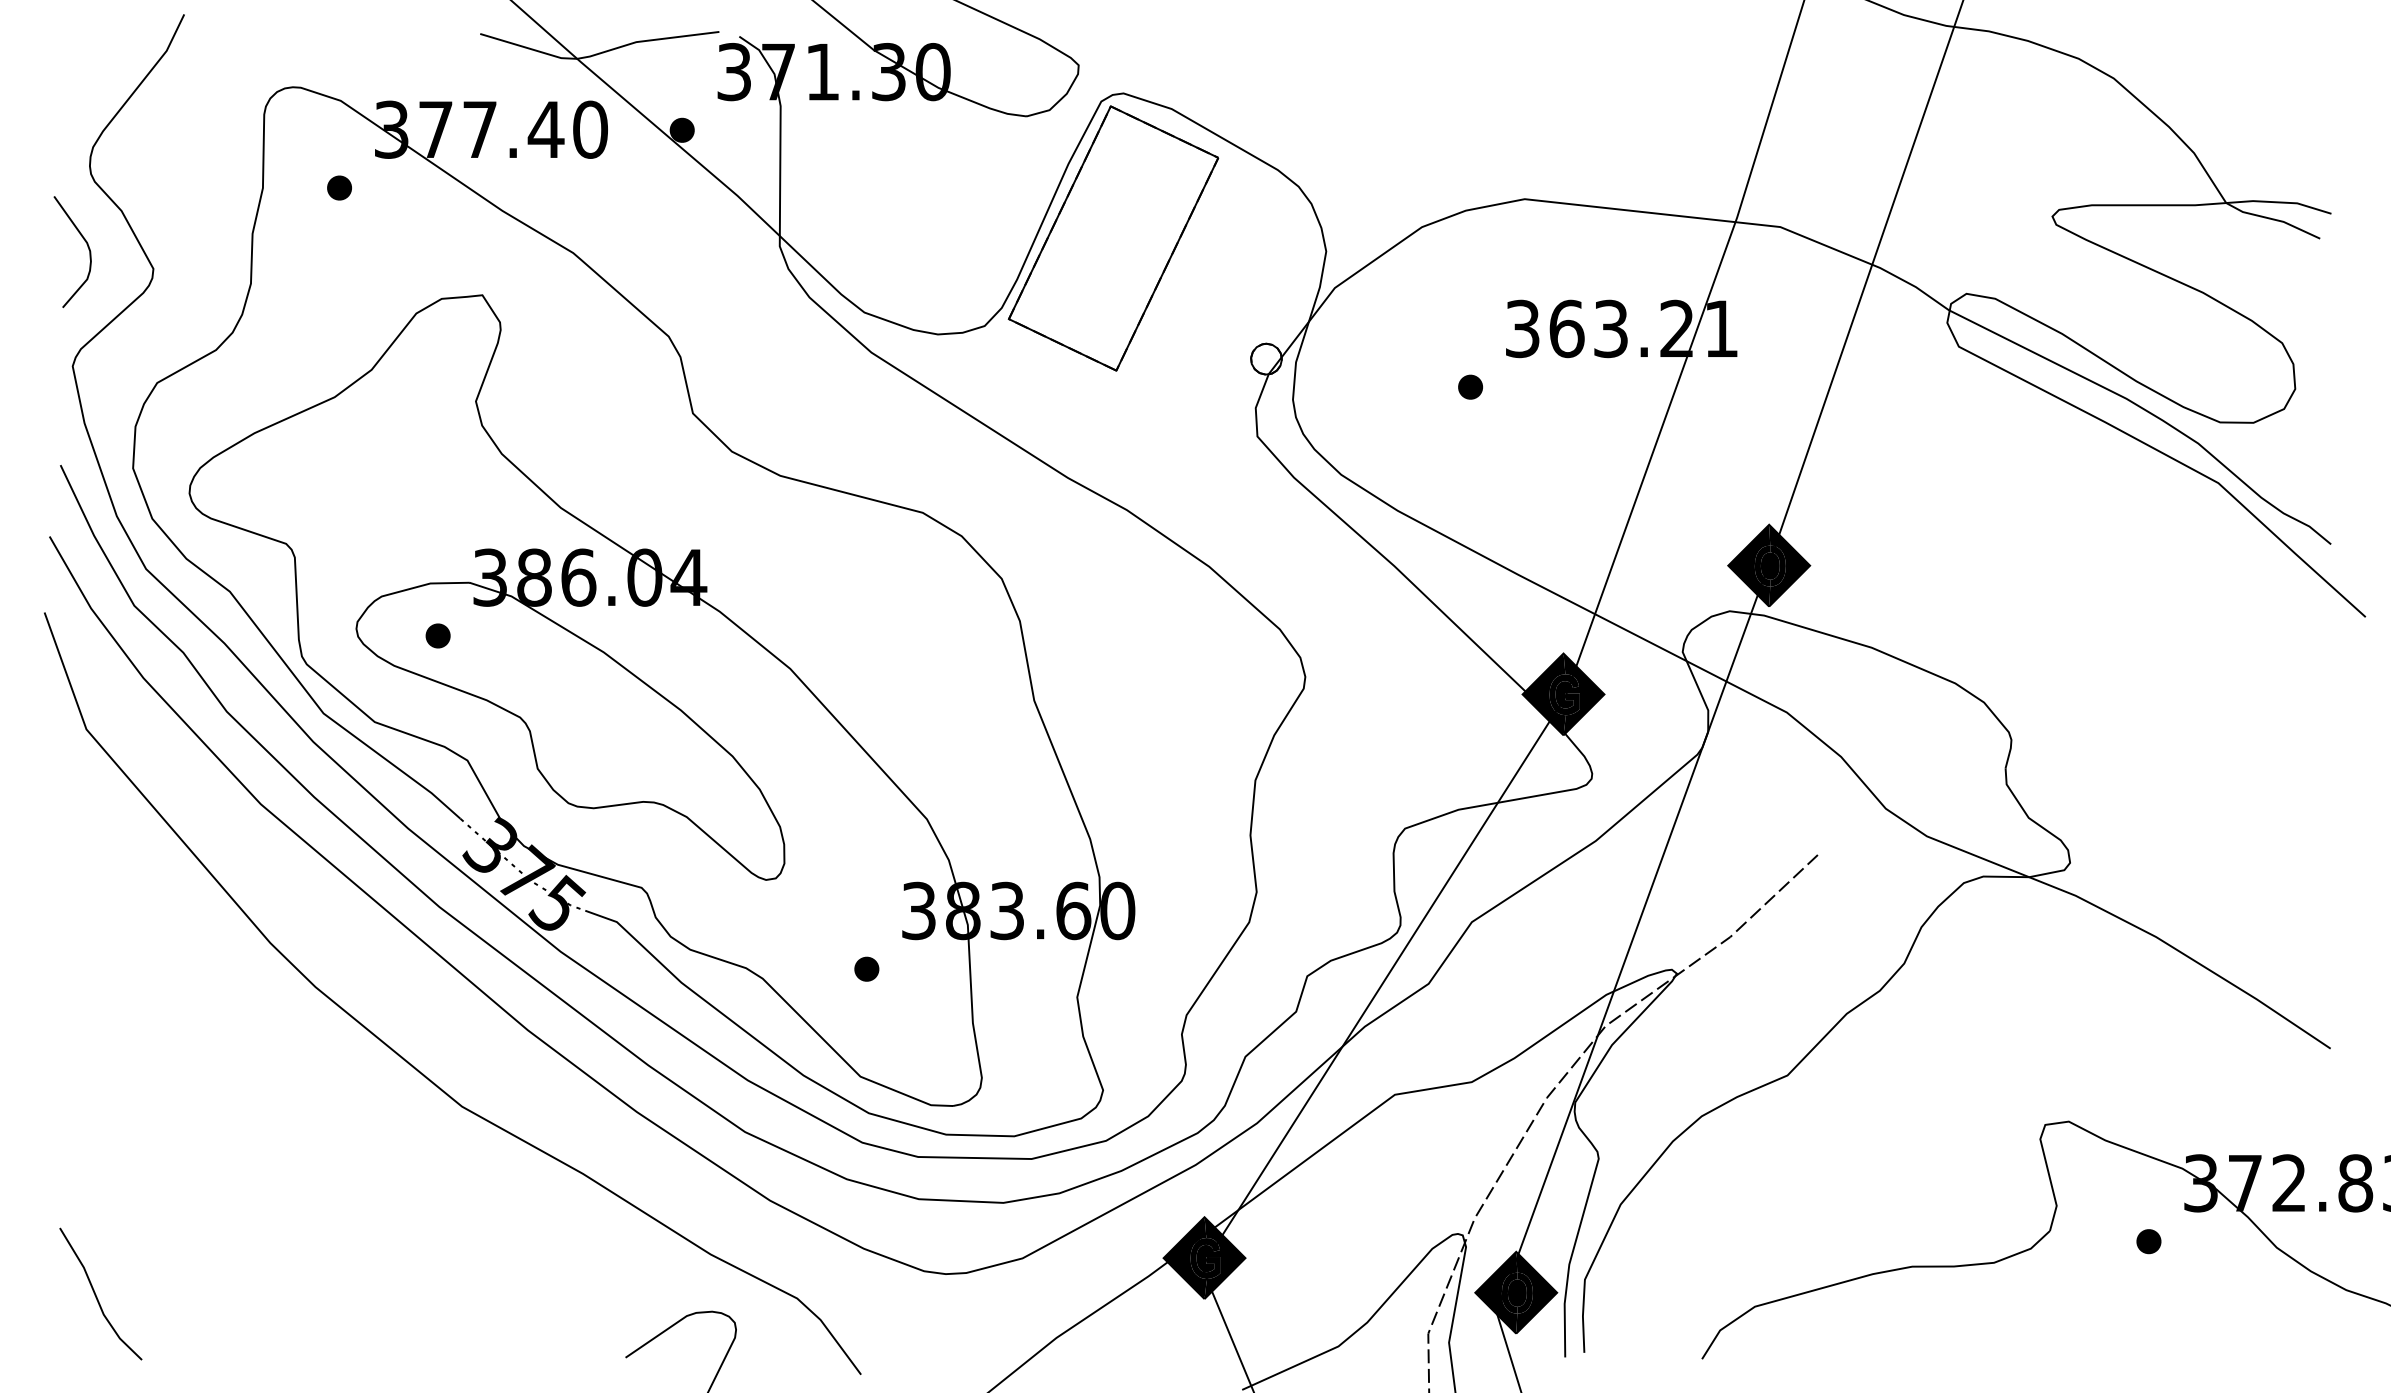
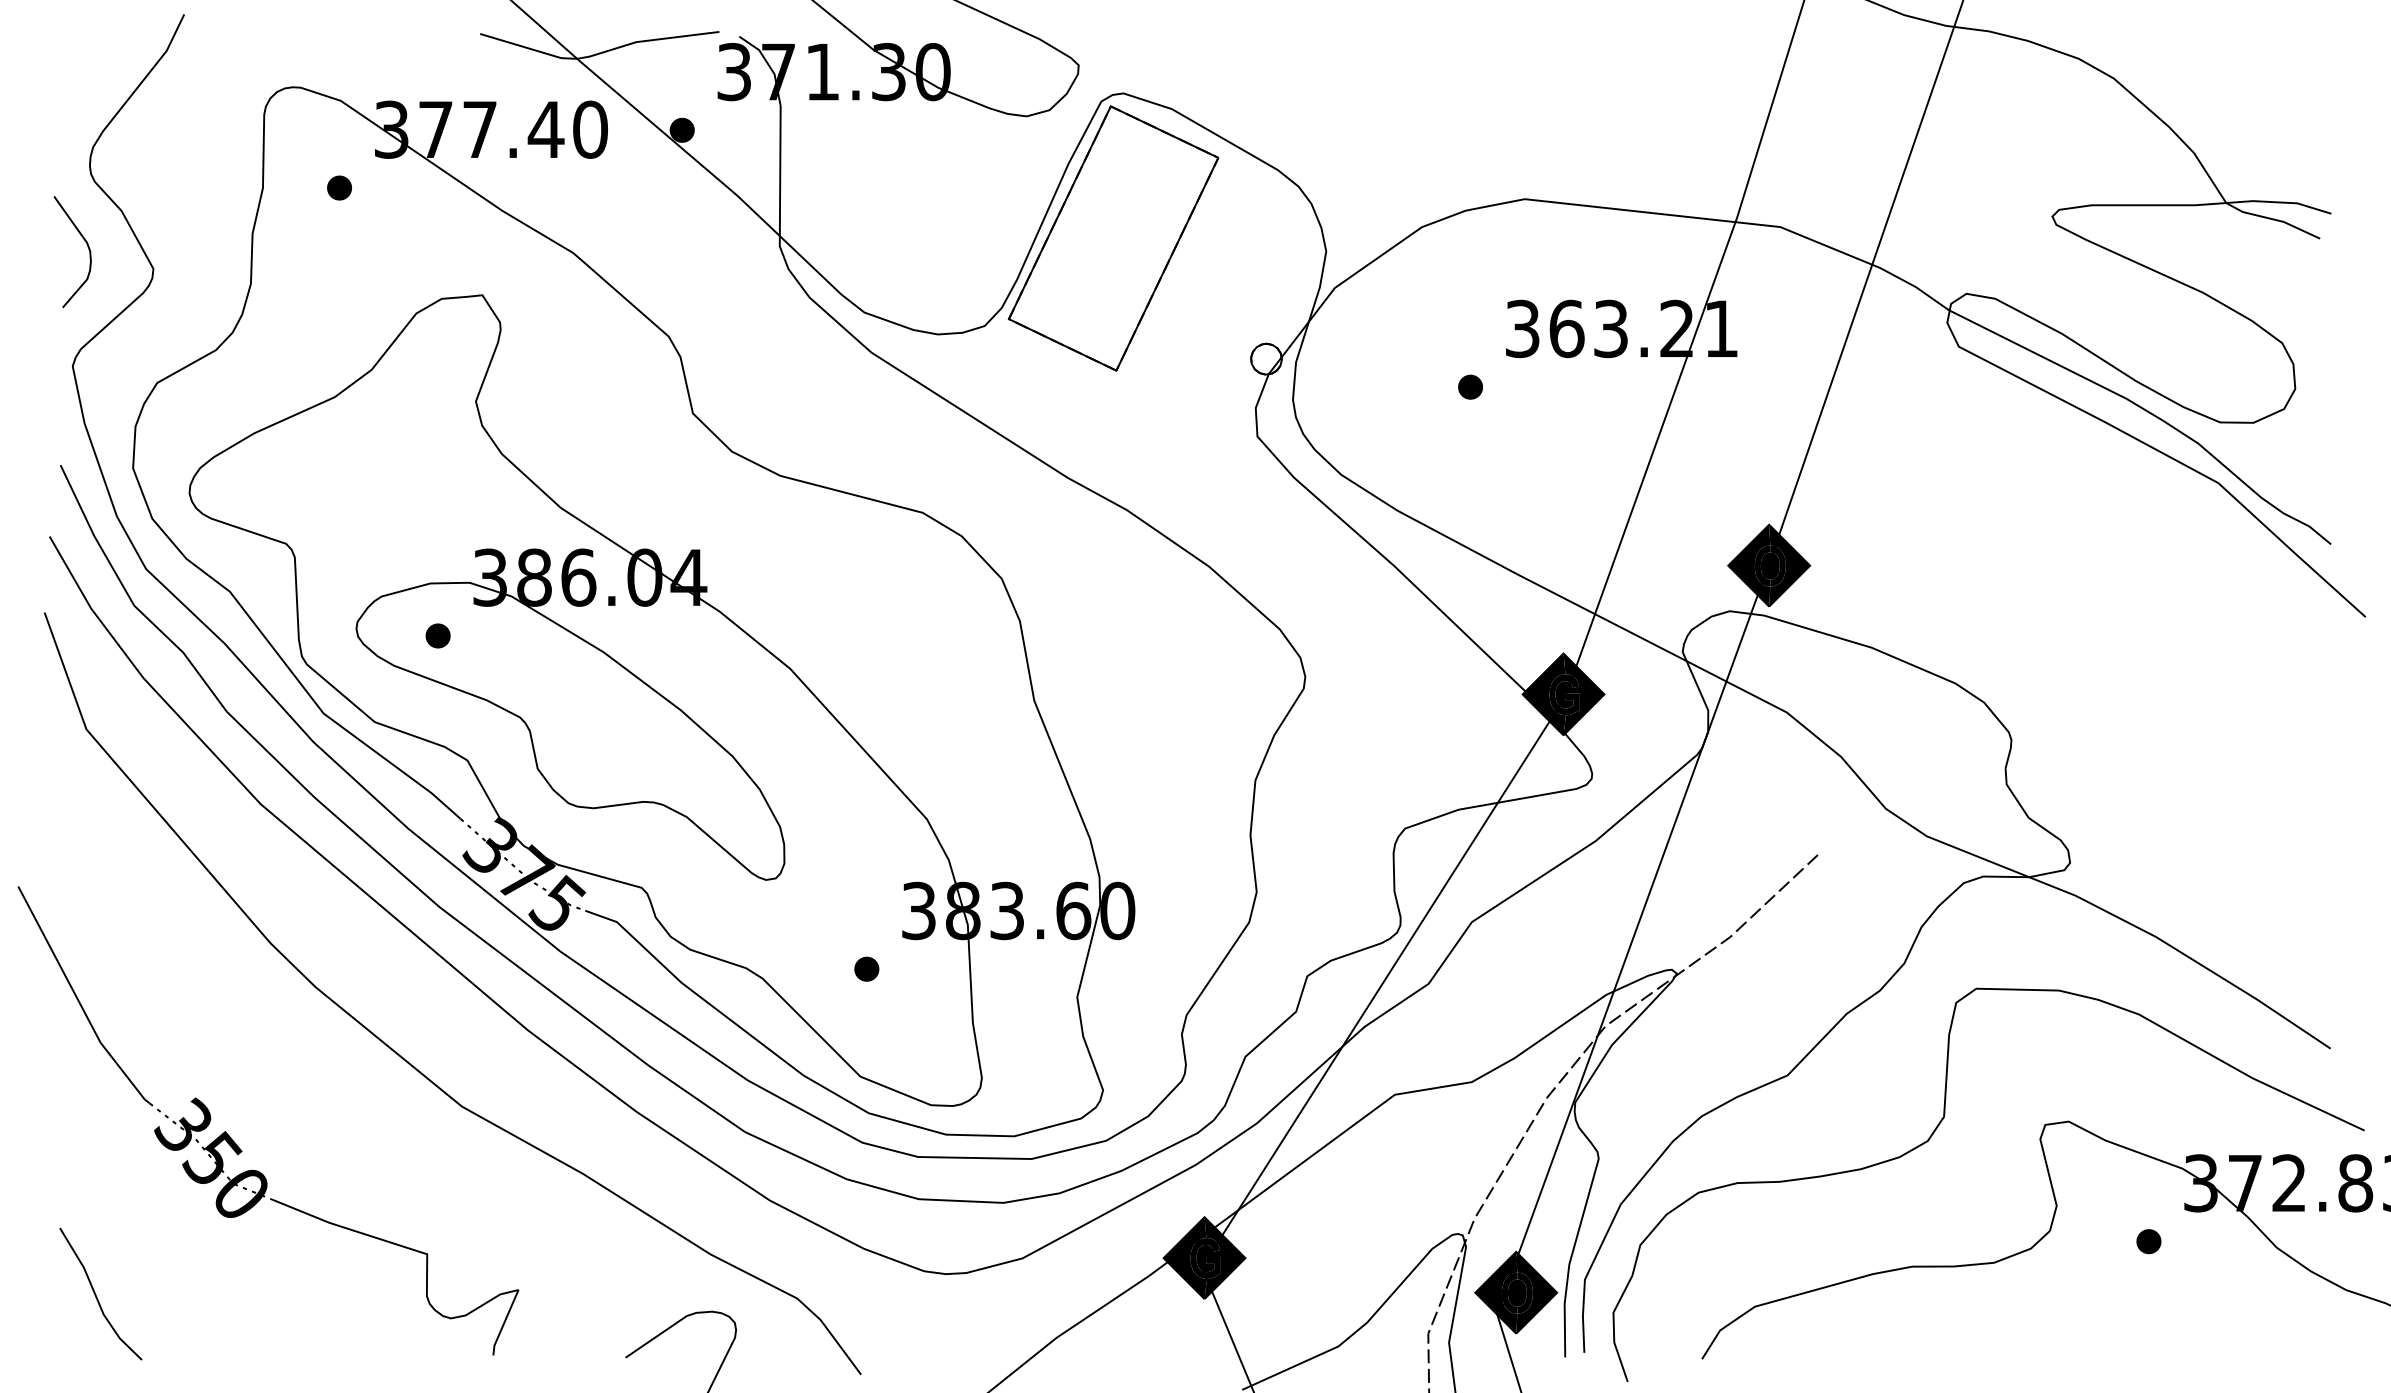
curve: none -> present (1929, 1140)
part: none -> present (236, 1143)
